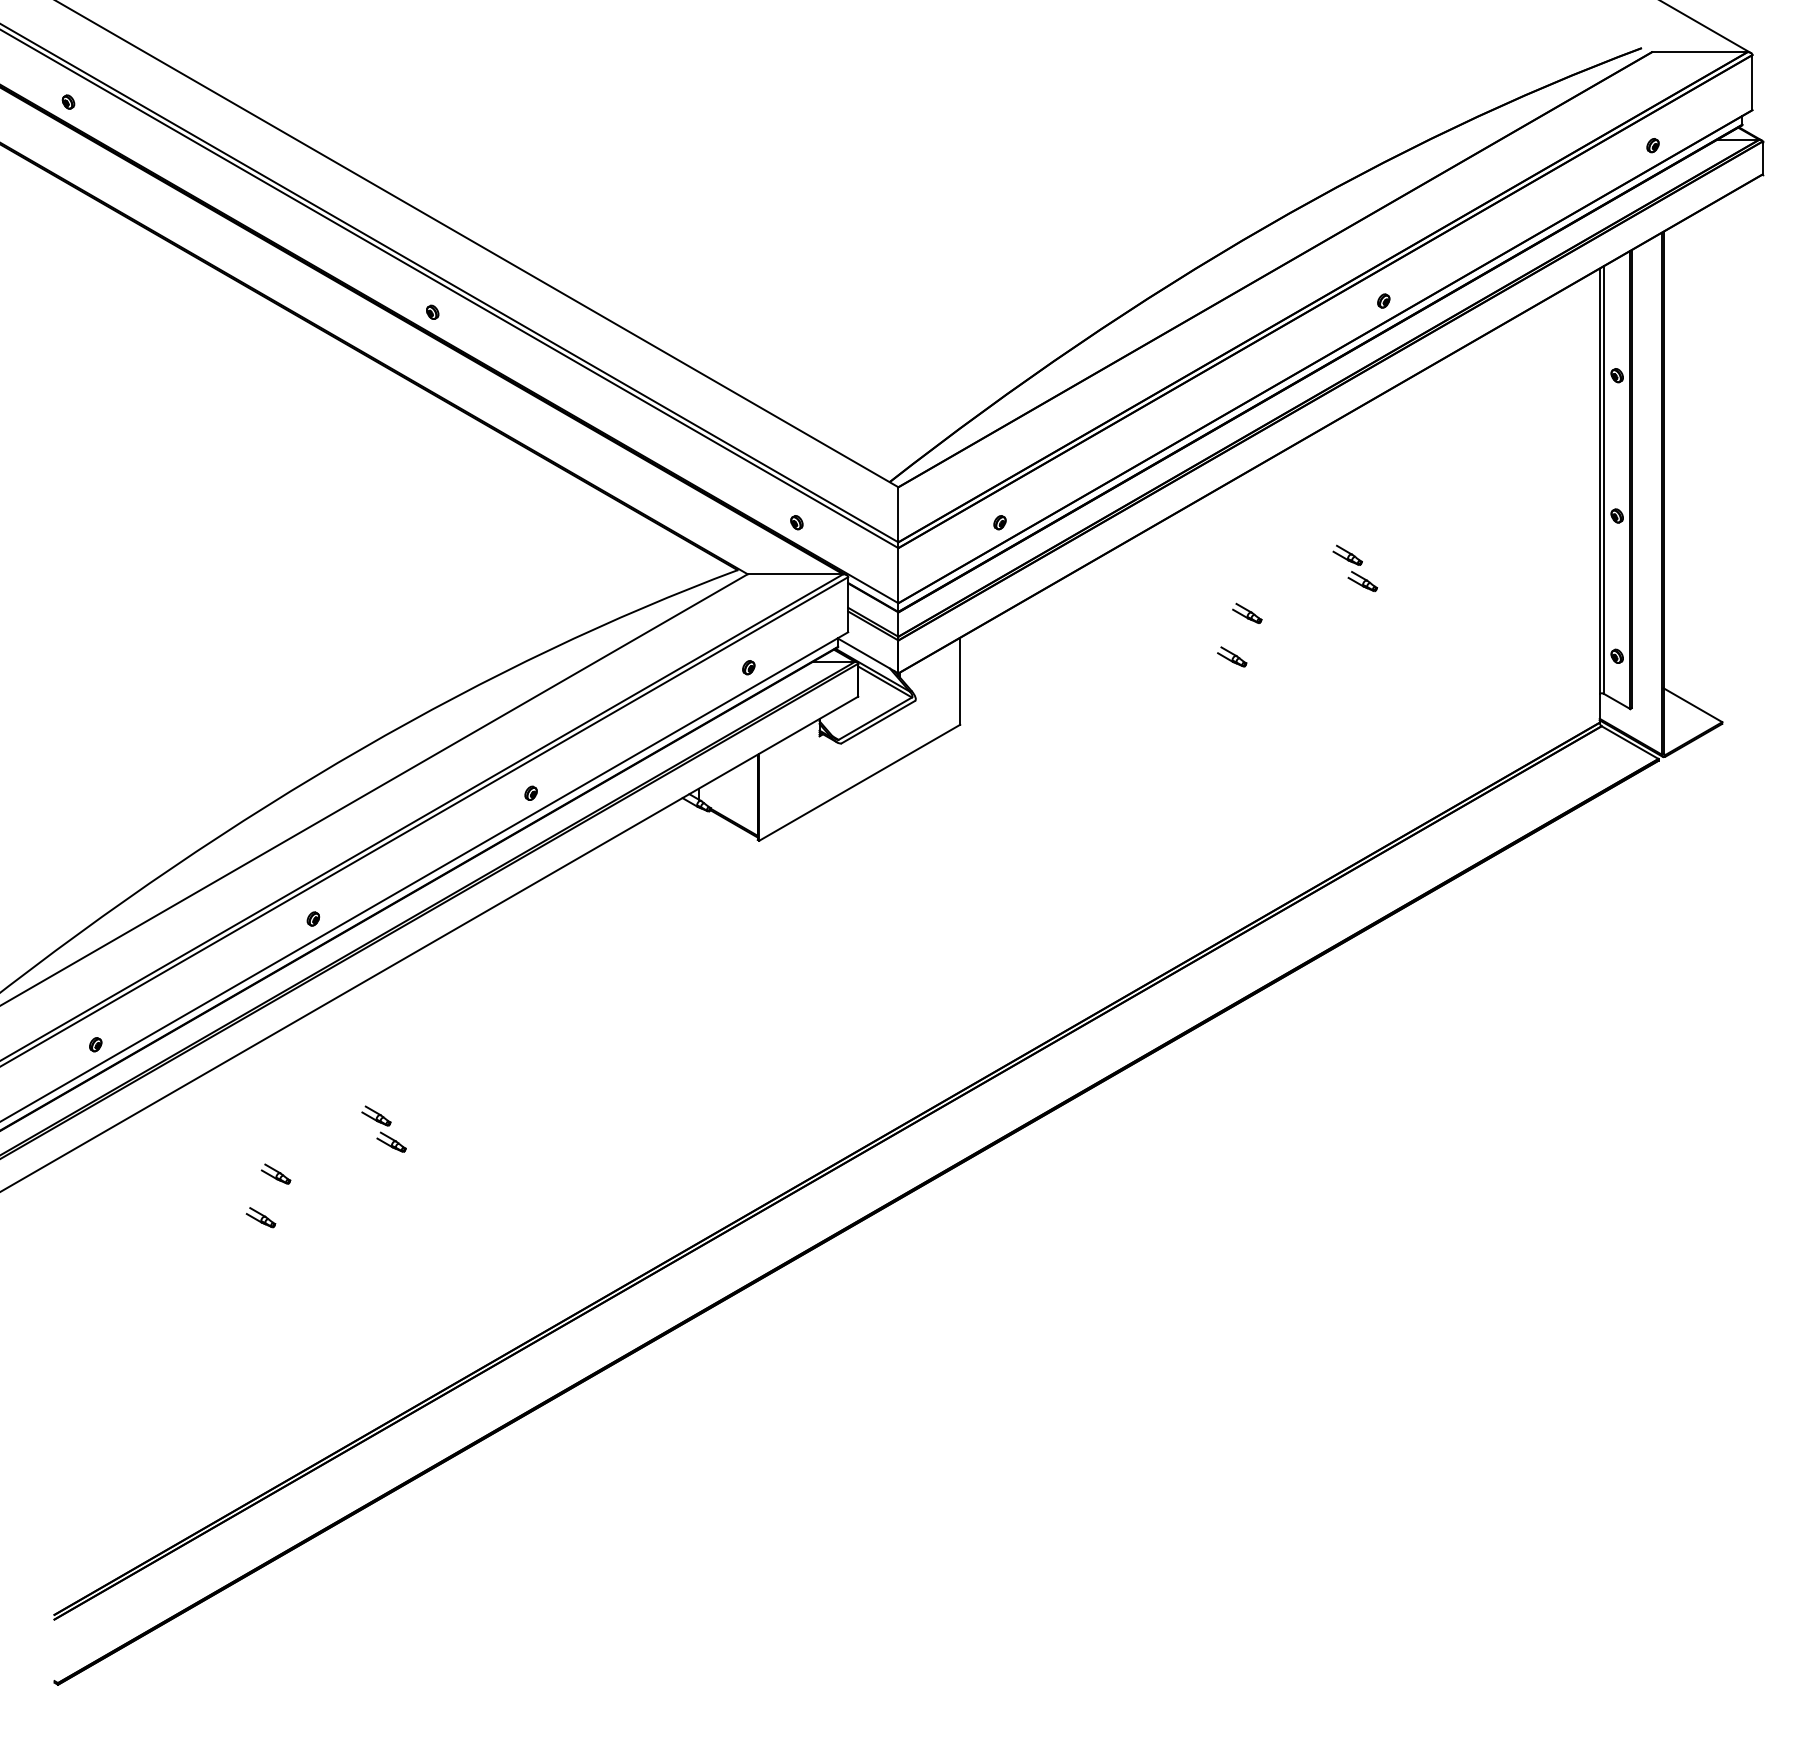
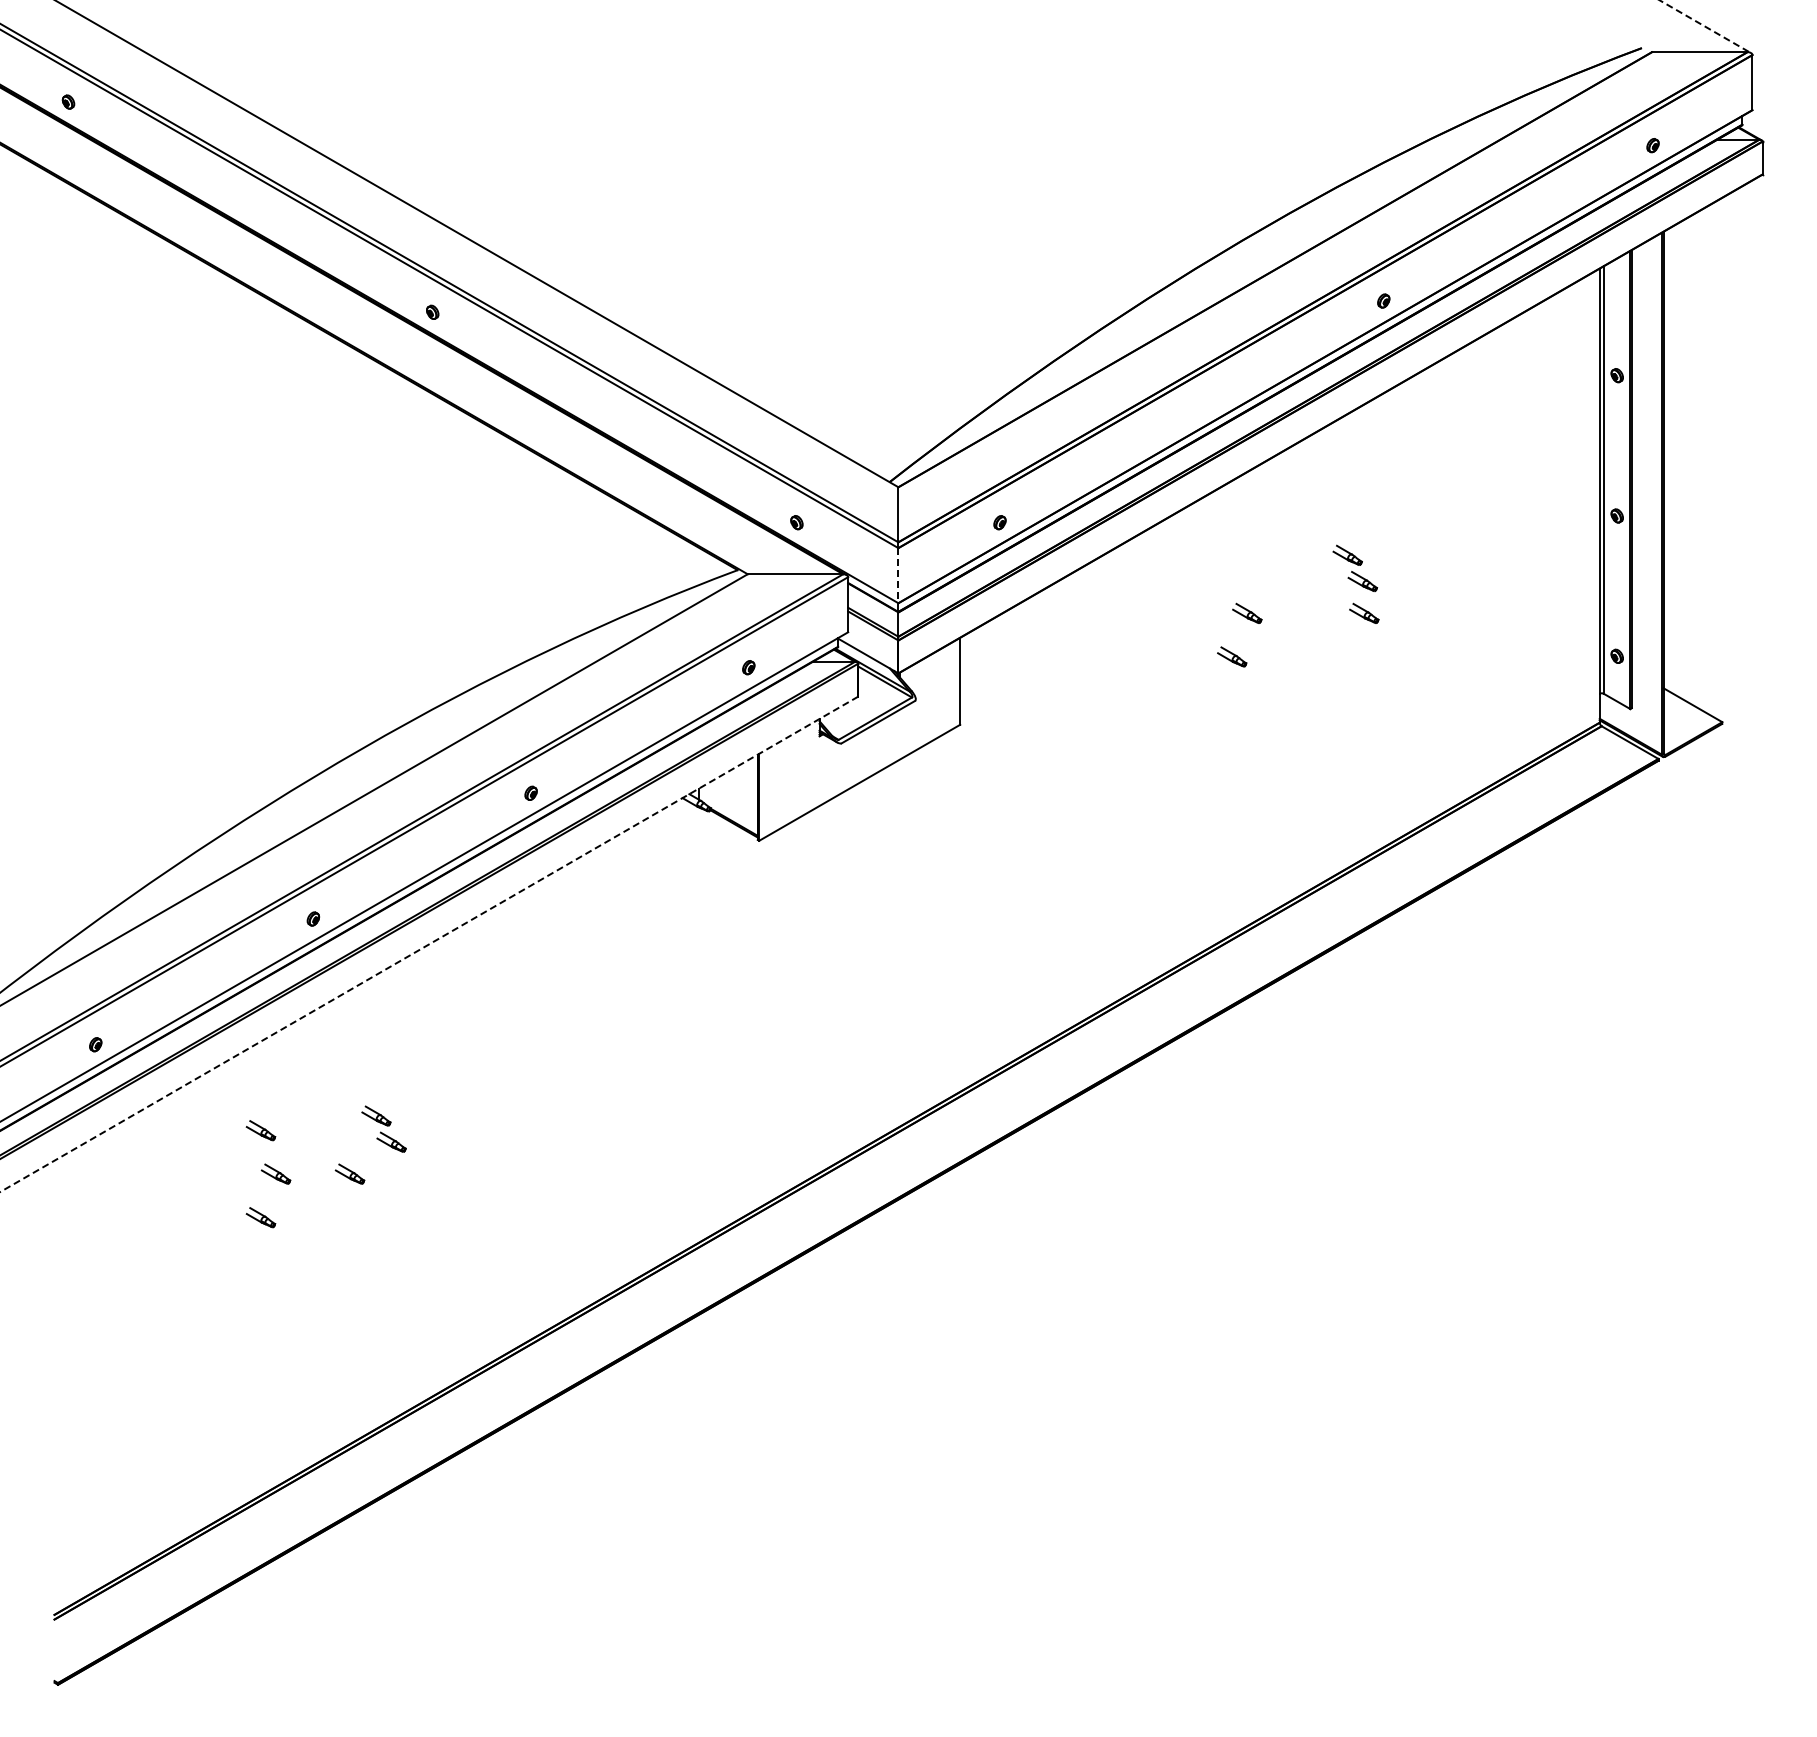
line: solid -> dashed (1705, 26)
line: solid -> dashed (898, 575)
part: none -> present (1364, 612)
line: solid -> dashed (428, 944)
part: none -> present (260, 1130)
part: none -> present (349, 1173)
